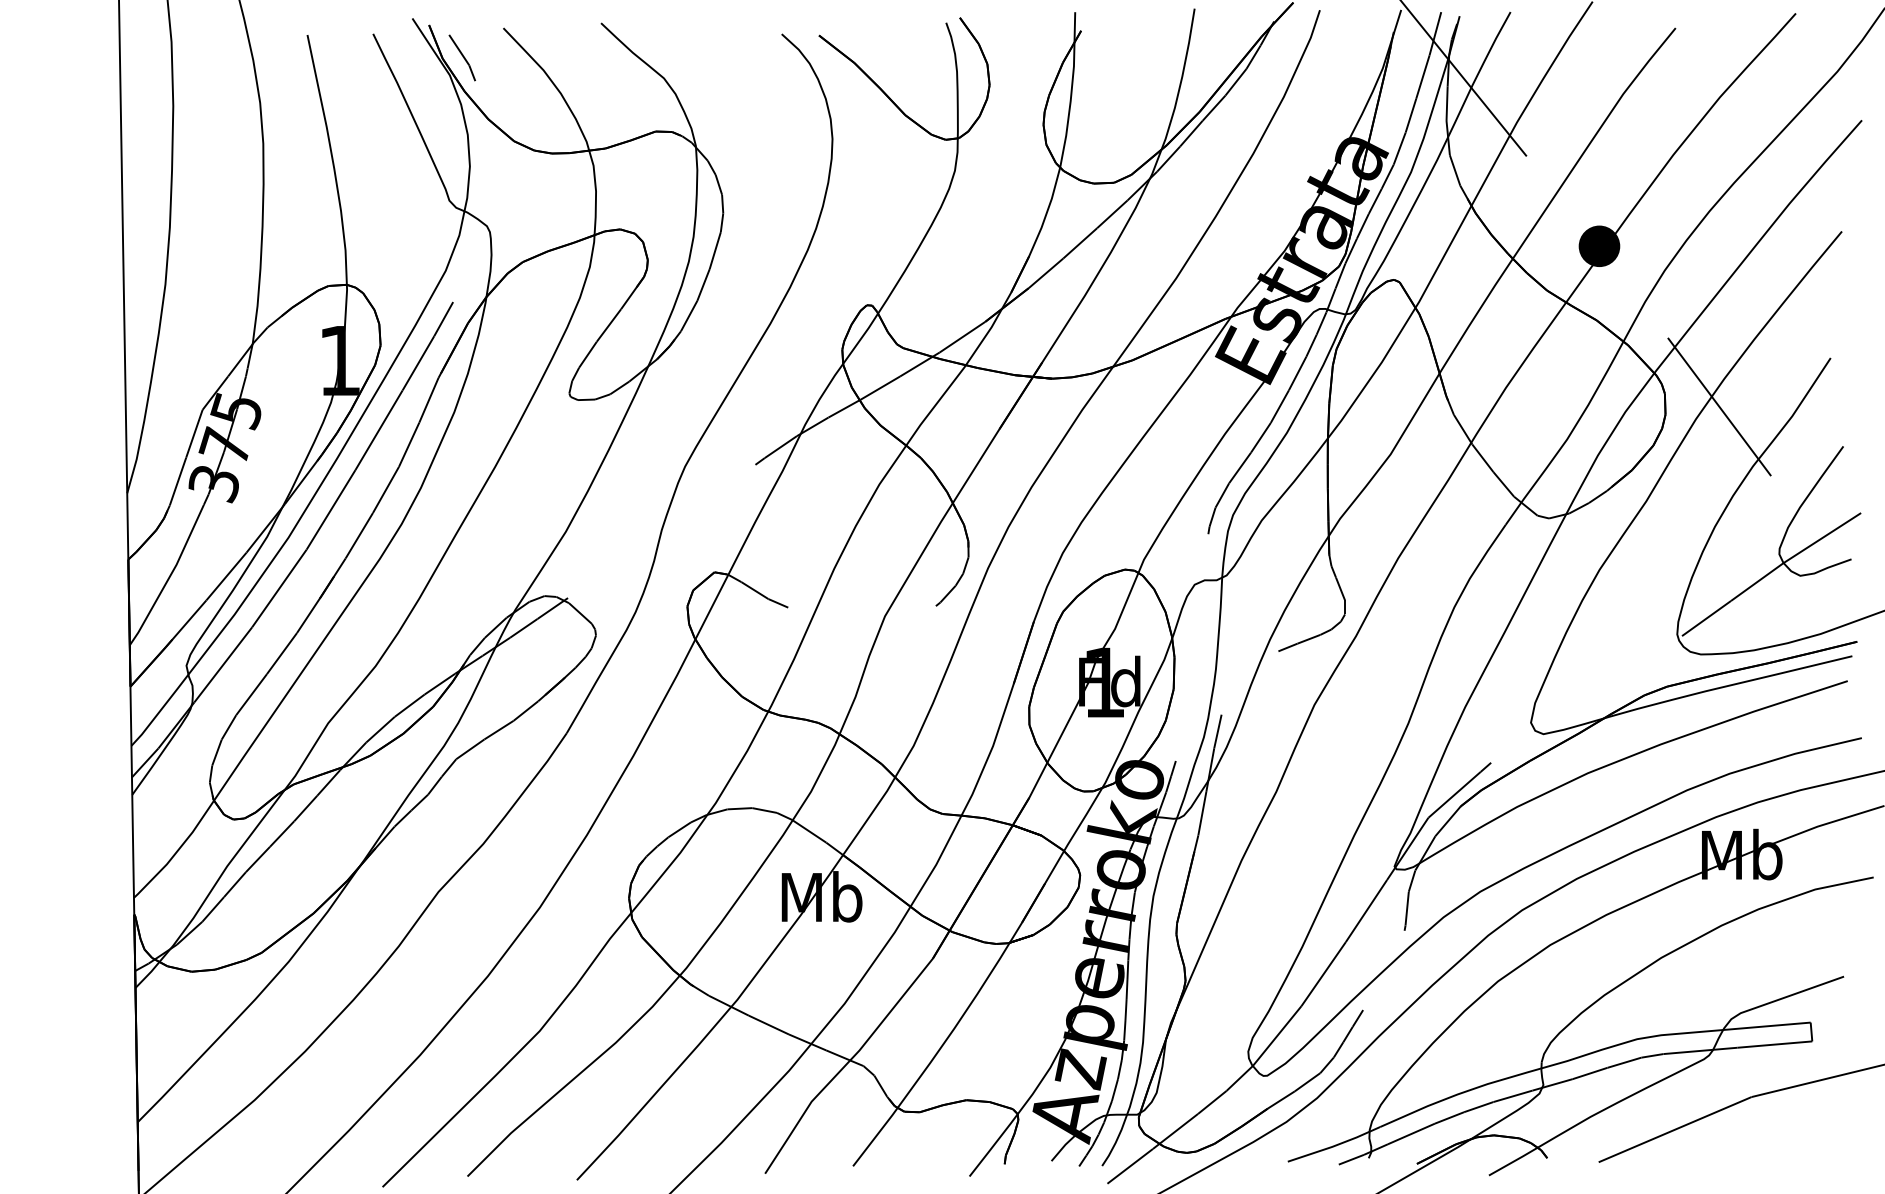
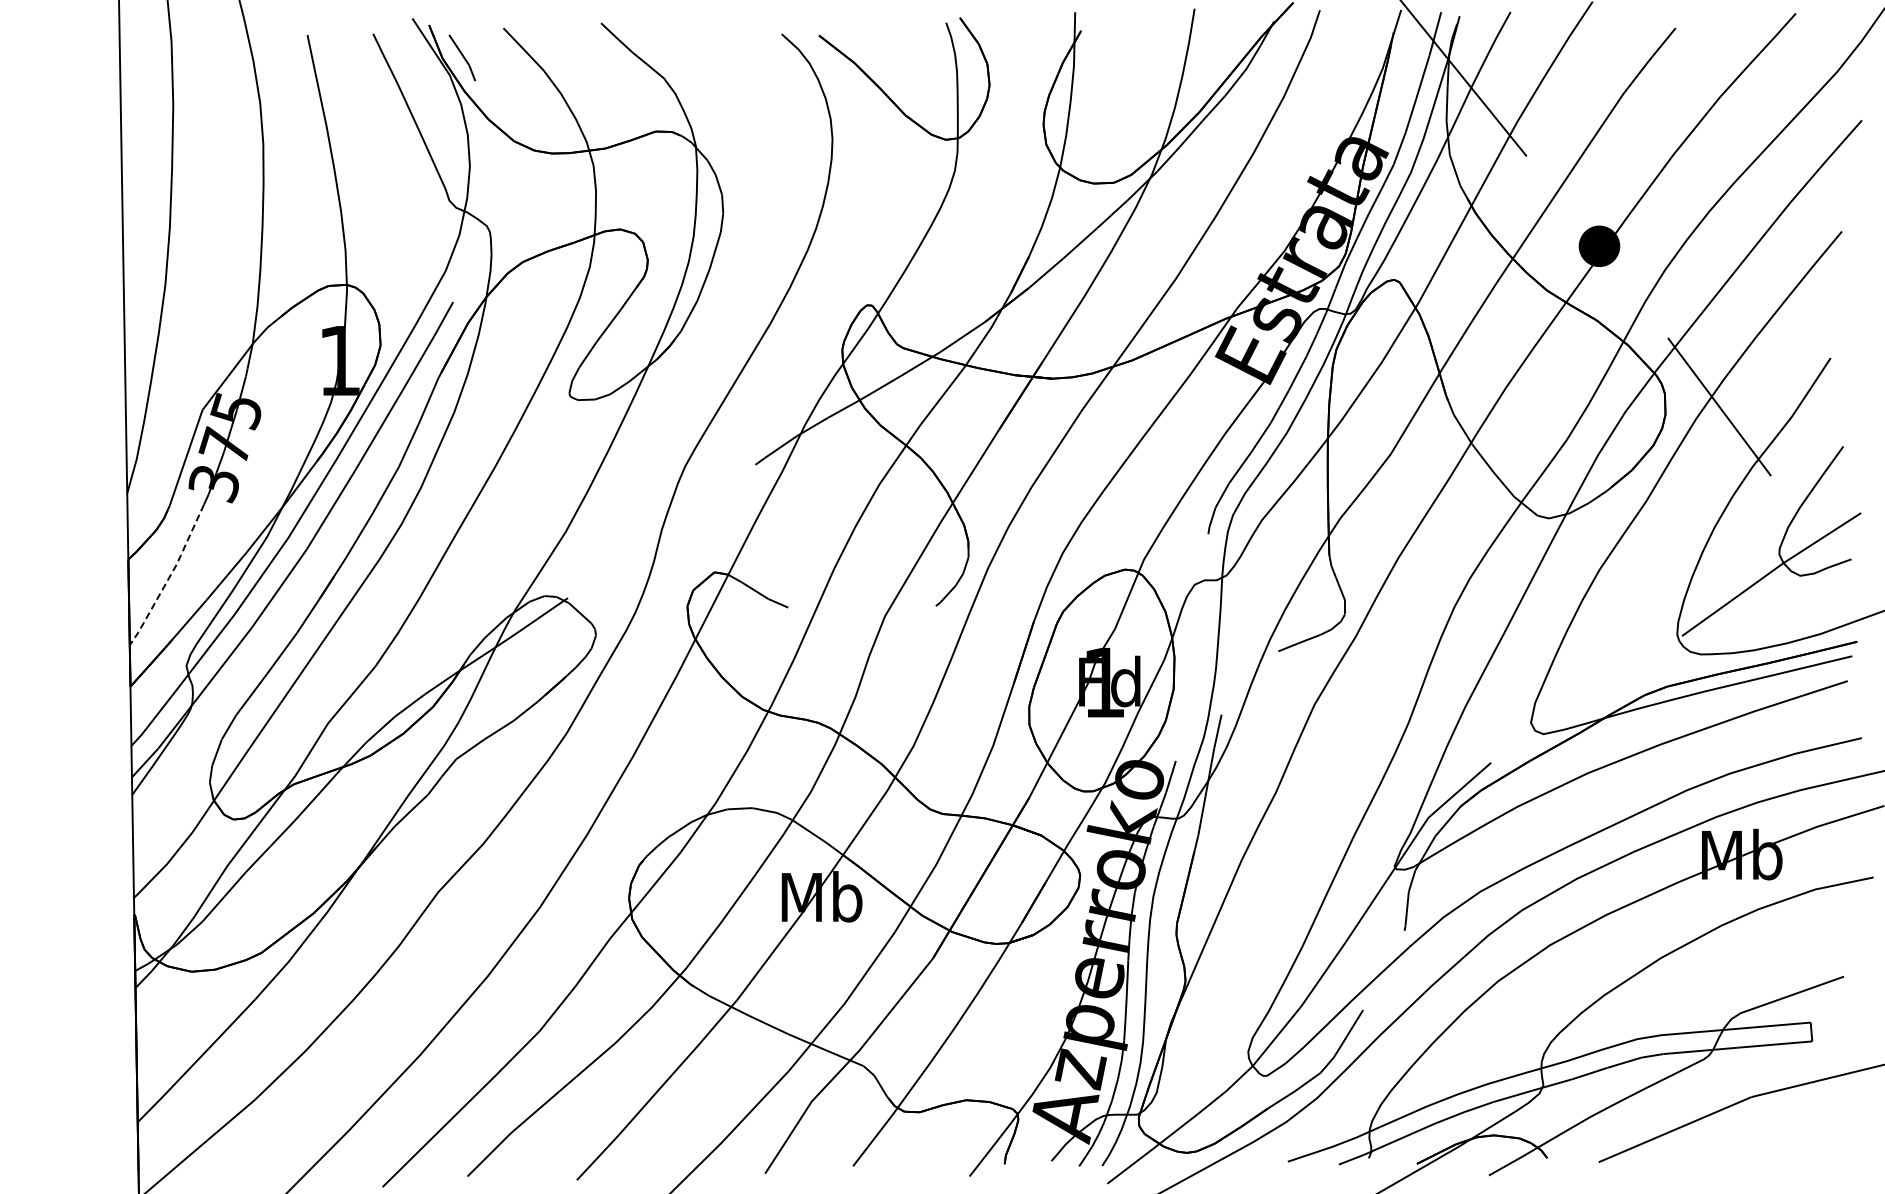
line: solid -> dashed (169, 576)
